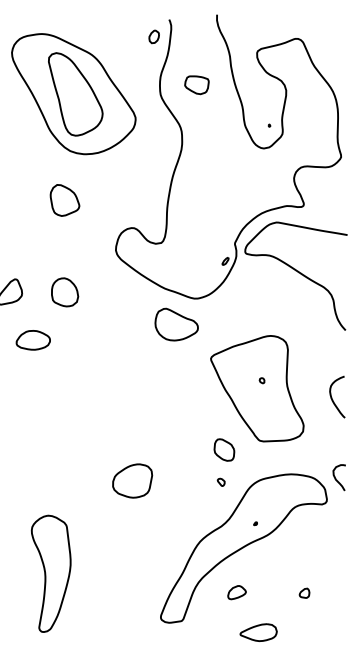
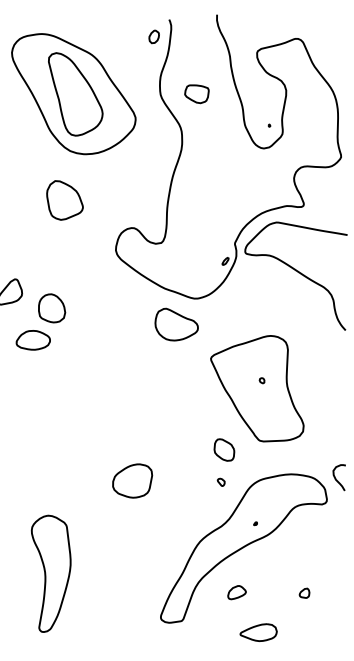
part position: (196, 85) -> (196, 94) (196, 94)
part size: 32x33 px -> 38x41 px (64, 200)
part position: (65, 292) -> (52, 308) (52, 308)
curve: present -> none (333, 399)
